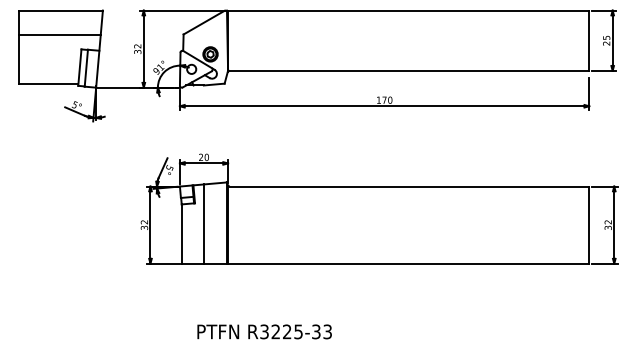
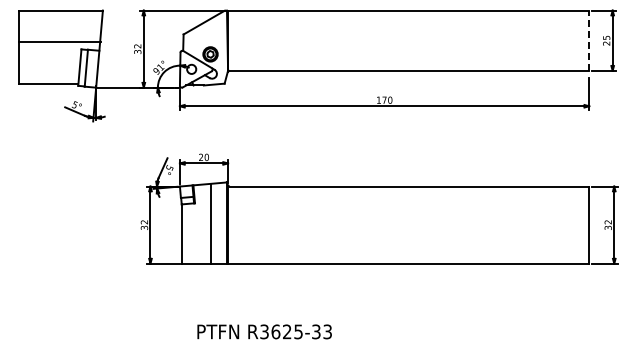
line position: (59, 34) -> (59, 41) (59, 41)
line: solid -> dashed (589, 40)
line position: (203, 223) -> (210, 223) (210, 223)
text: R3225-33 -> R3625-33 (275, 331)
